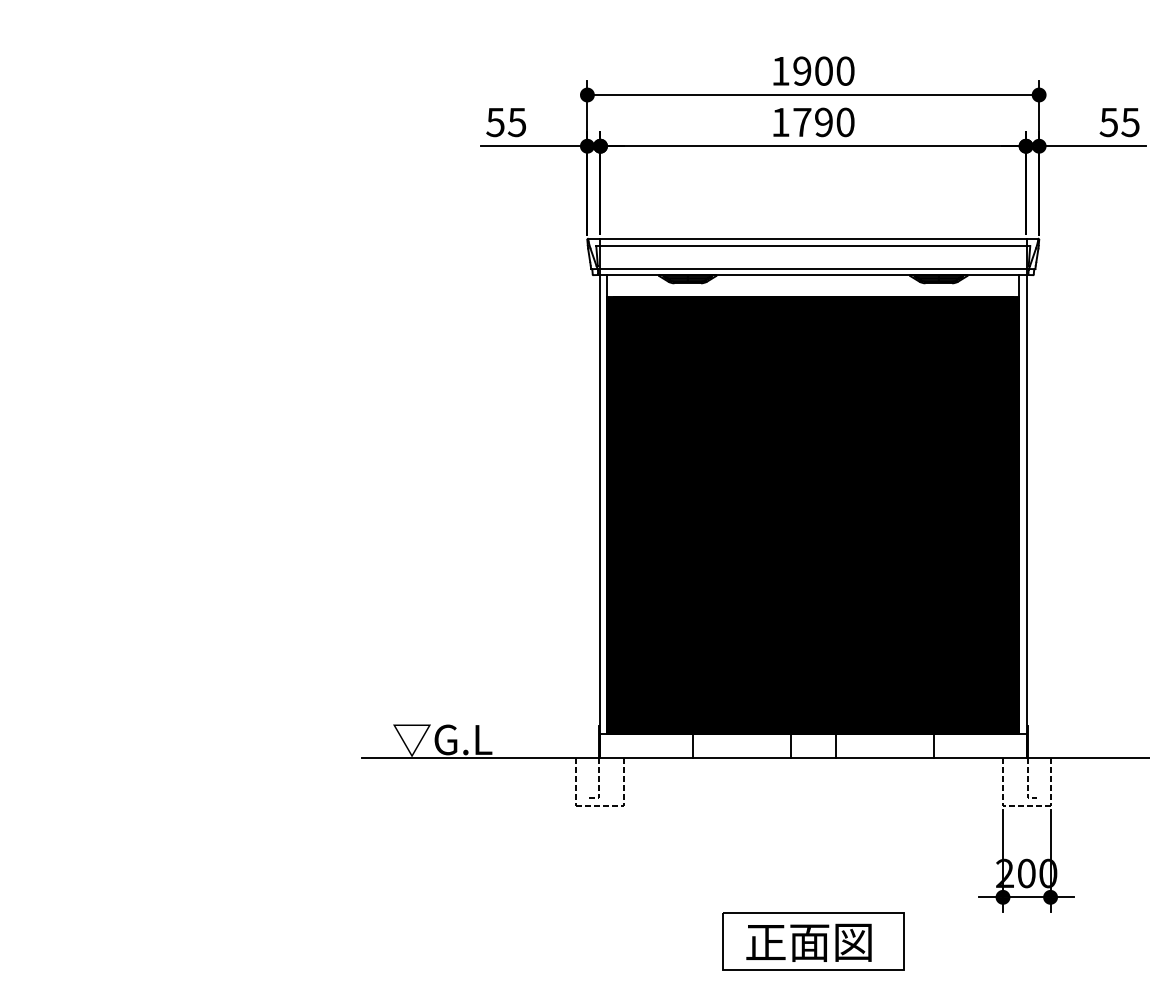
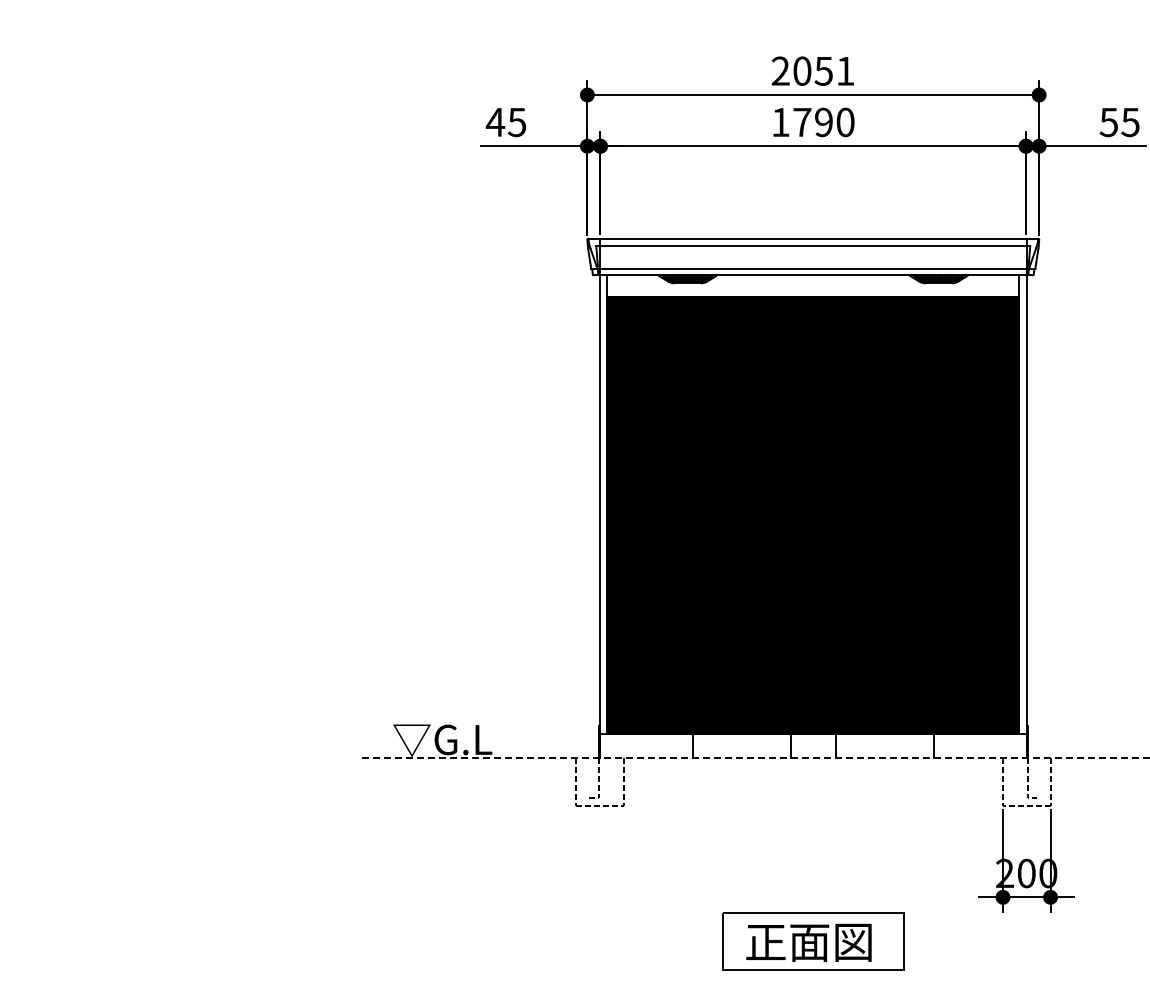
text: 1900 -> 2051 (812, 70)
text: 55 -> 45 (495, 122)
line: solid -> dashed (755, 758)
